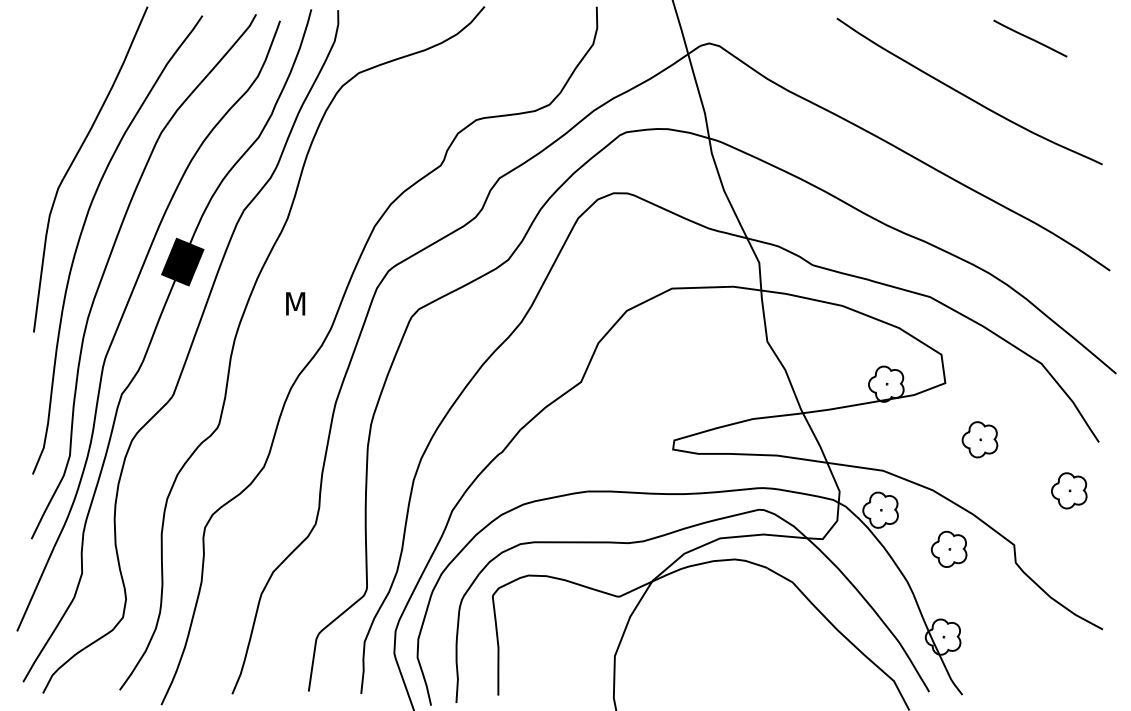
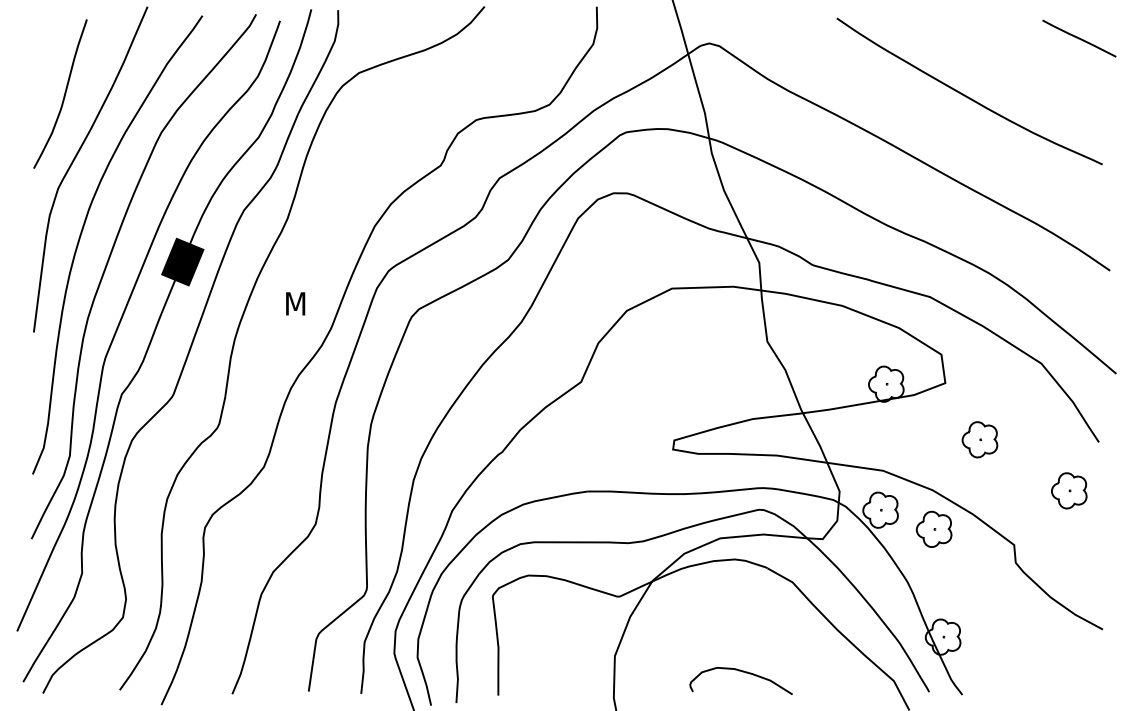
line position: (1030, 38) -> (1079, 38) (1079, 38)
curve: none -> present (63, 95)
part position: (948, 548) -> (933, 528) (933, 528)
curve: none -> present (742, 672)
